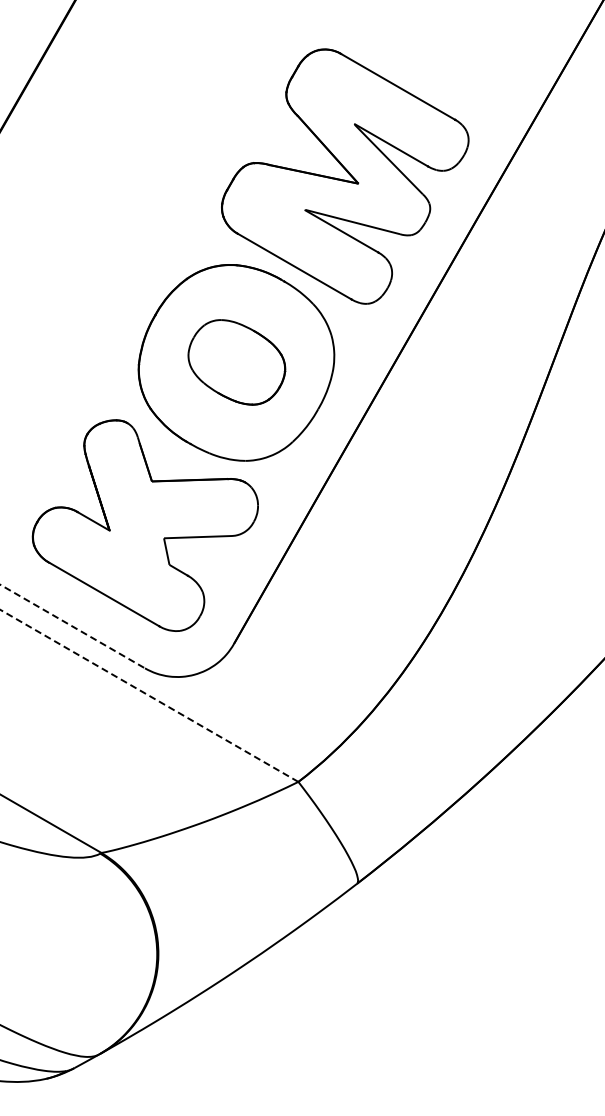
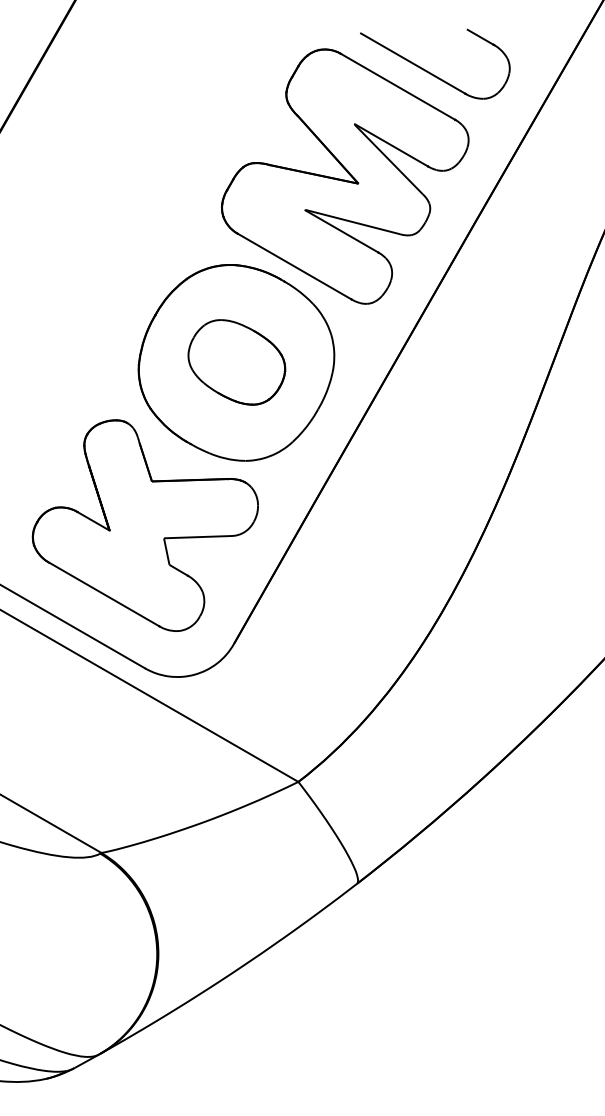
part: none -> present (429, 71)
line: dashed -> solid (73, 626)
line: dashed -> solid (149, 695)
